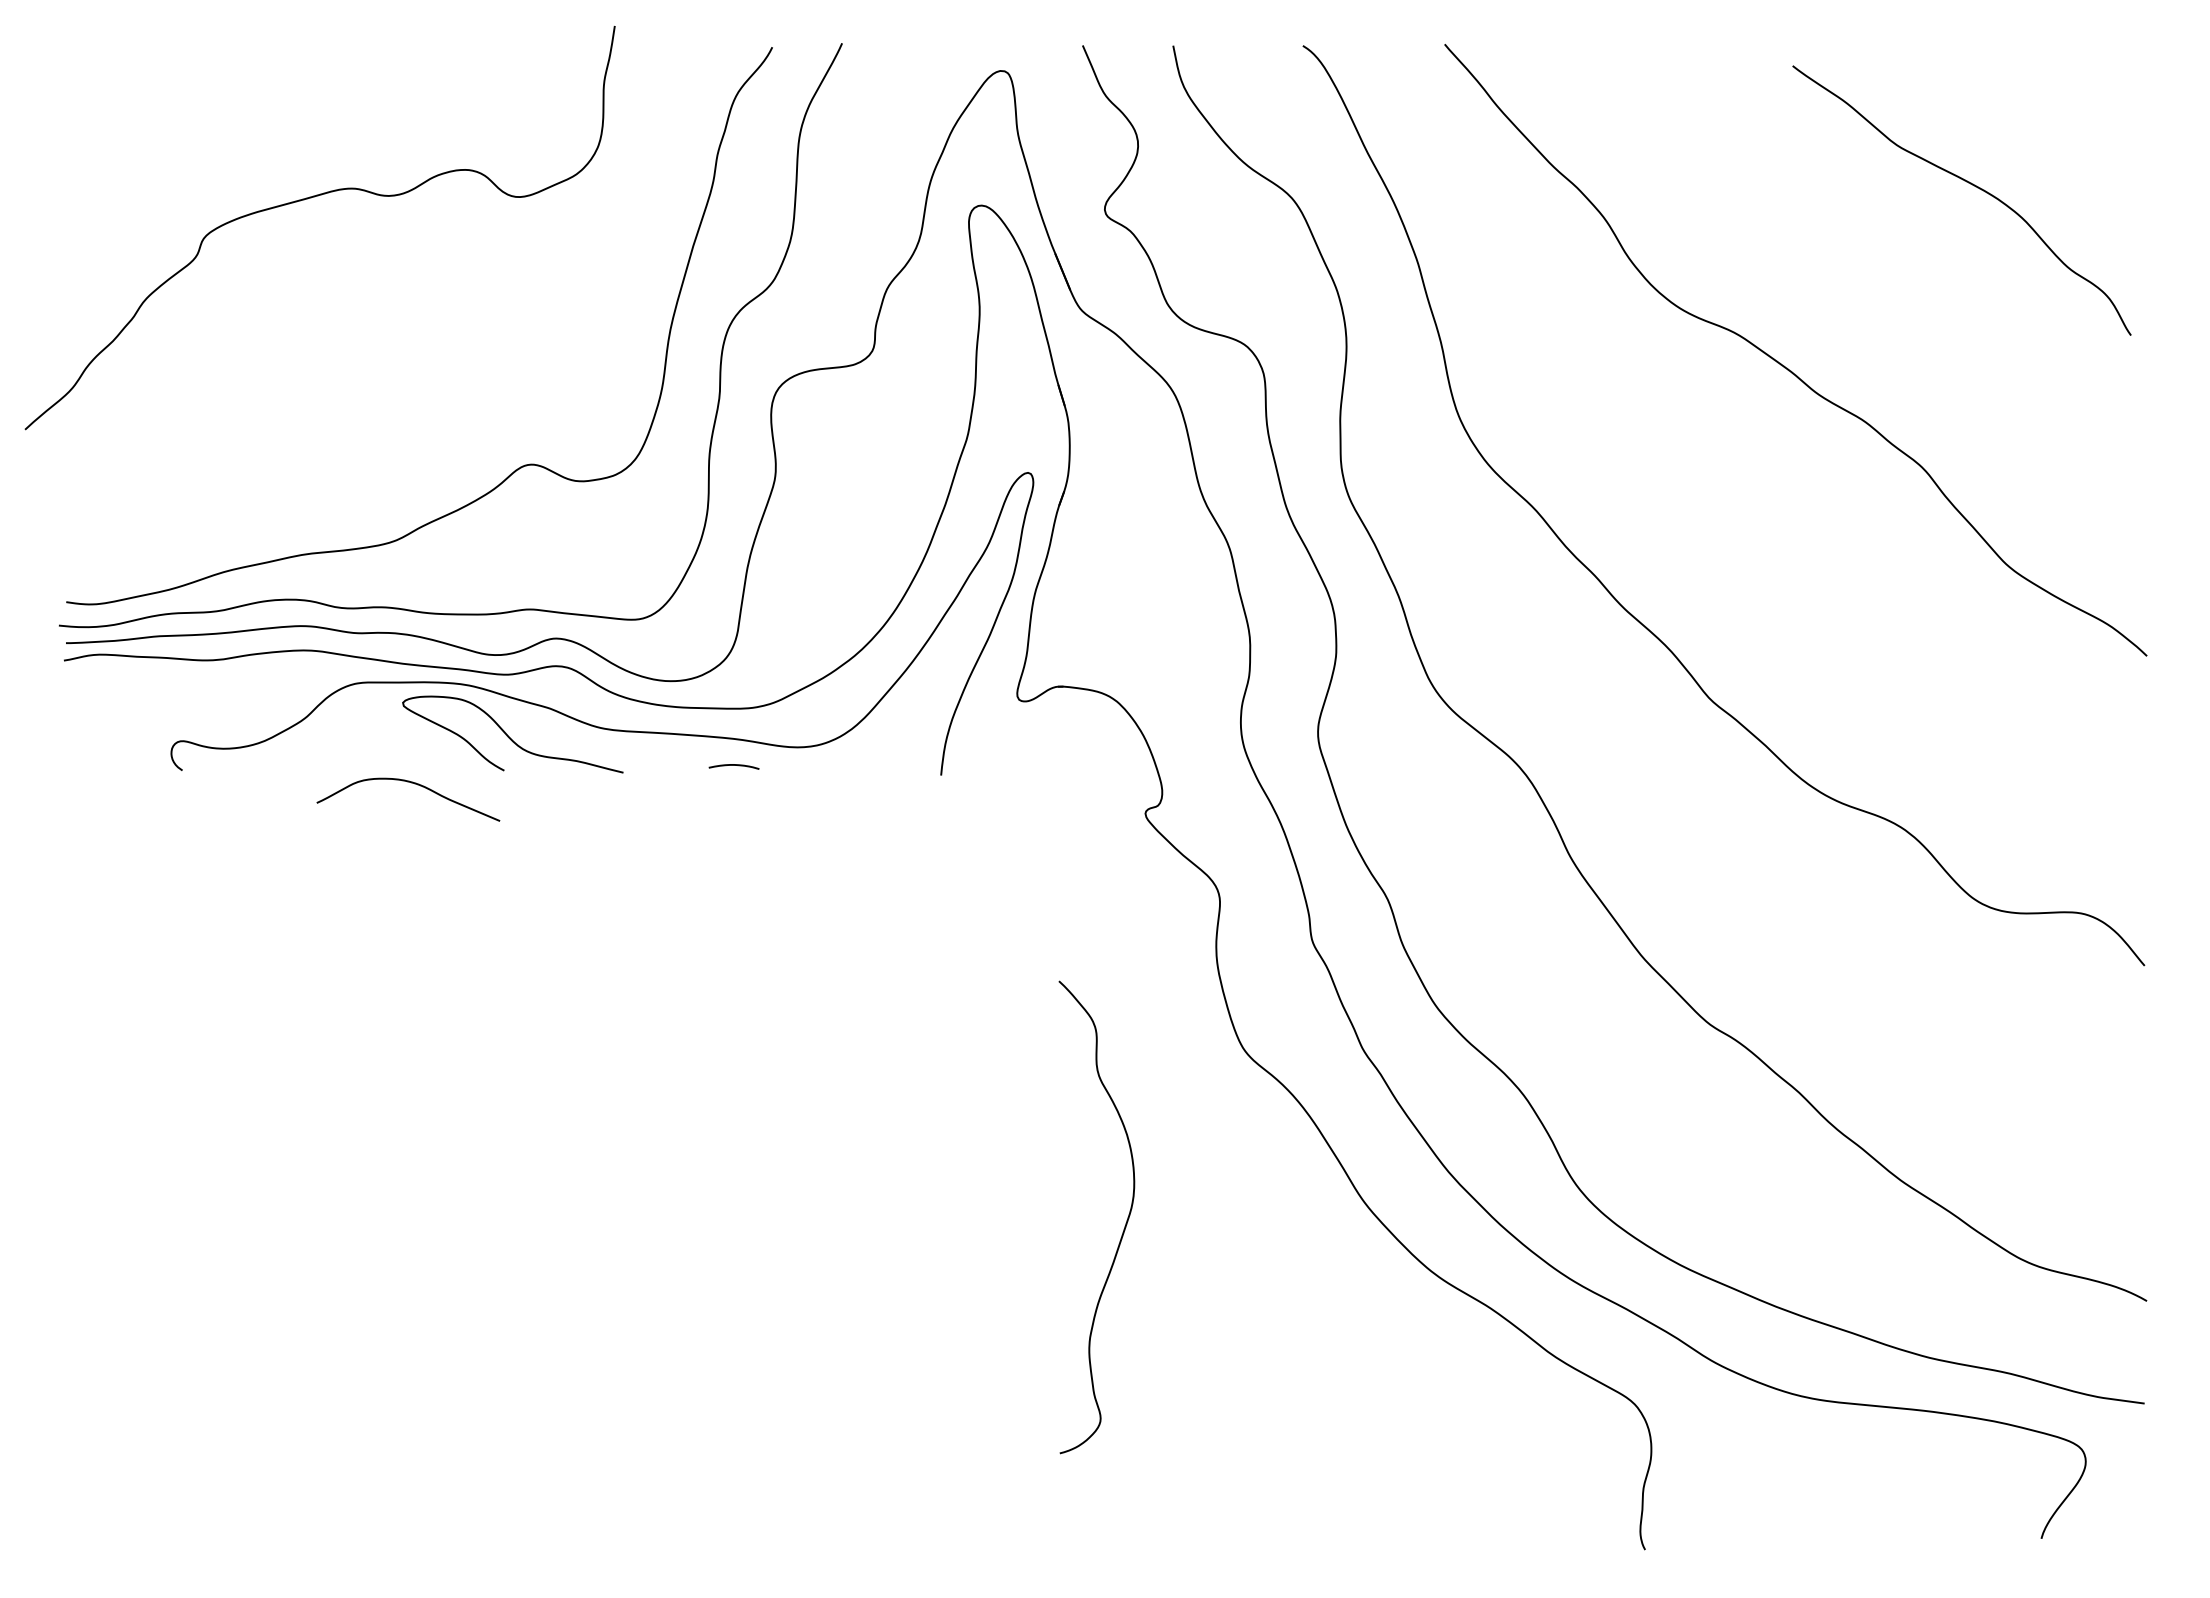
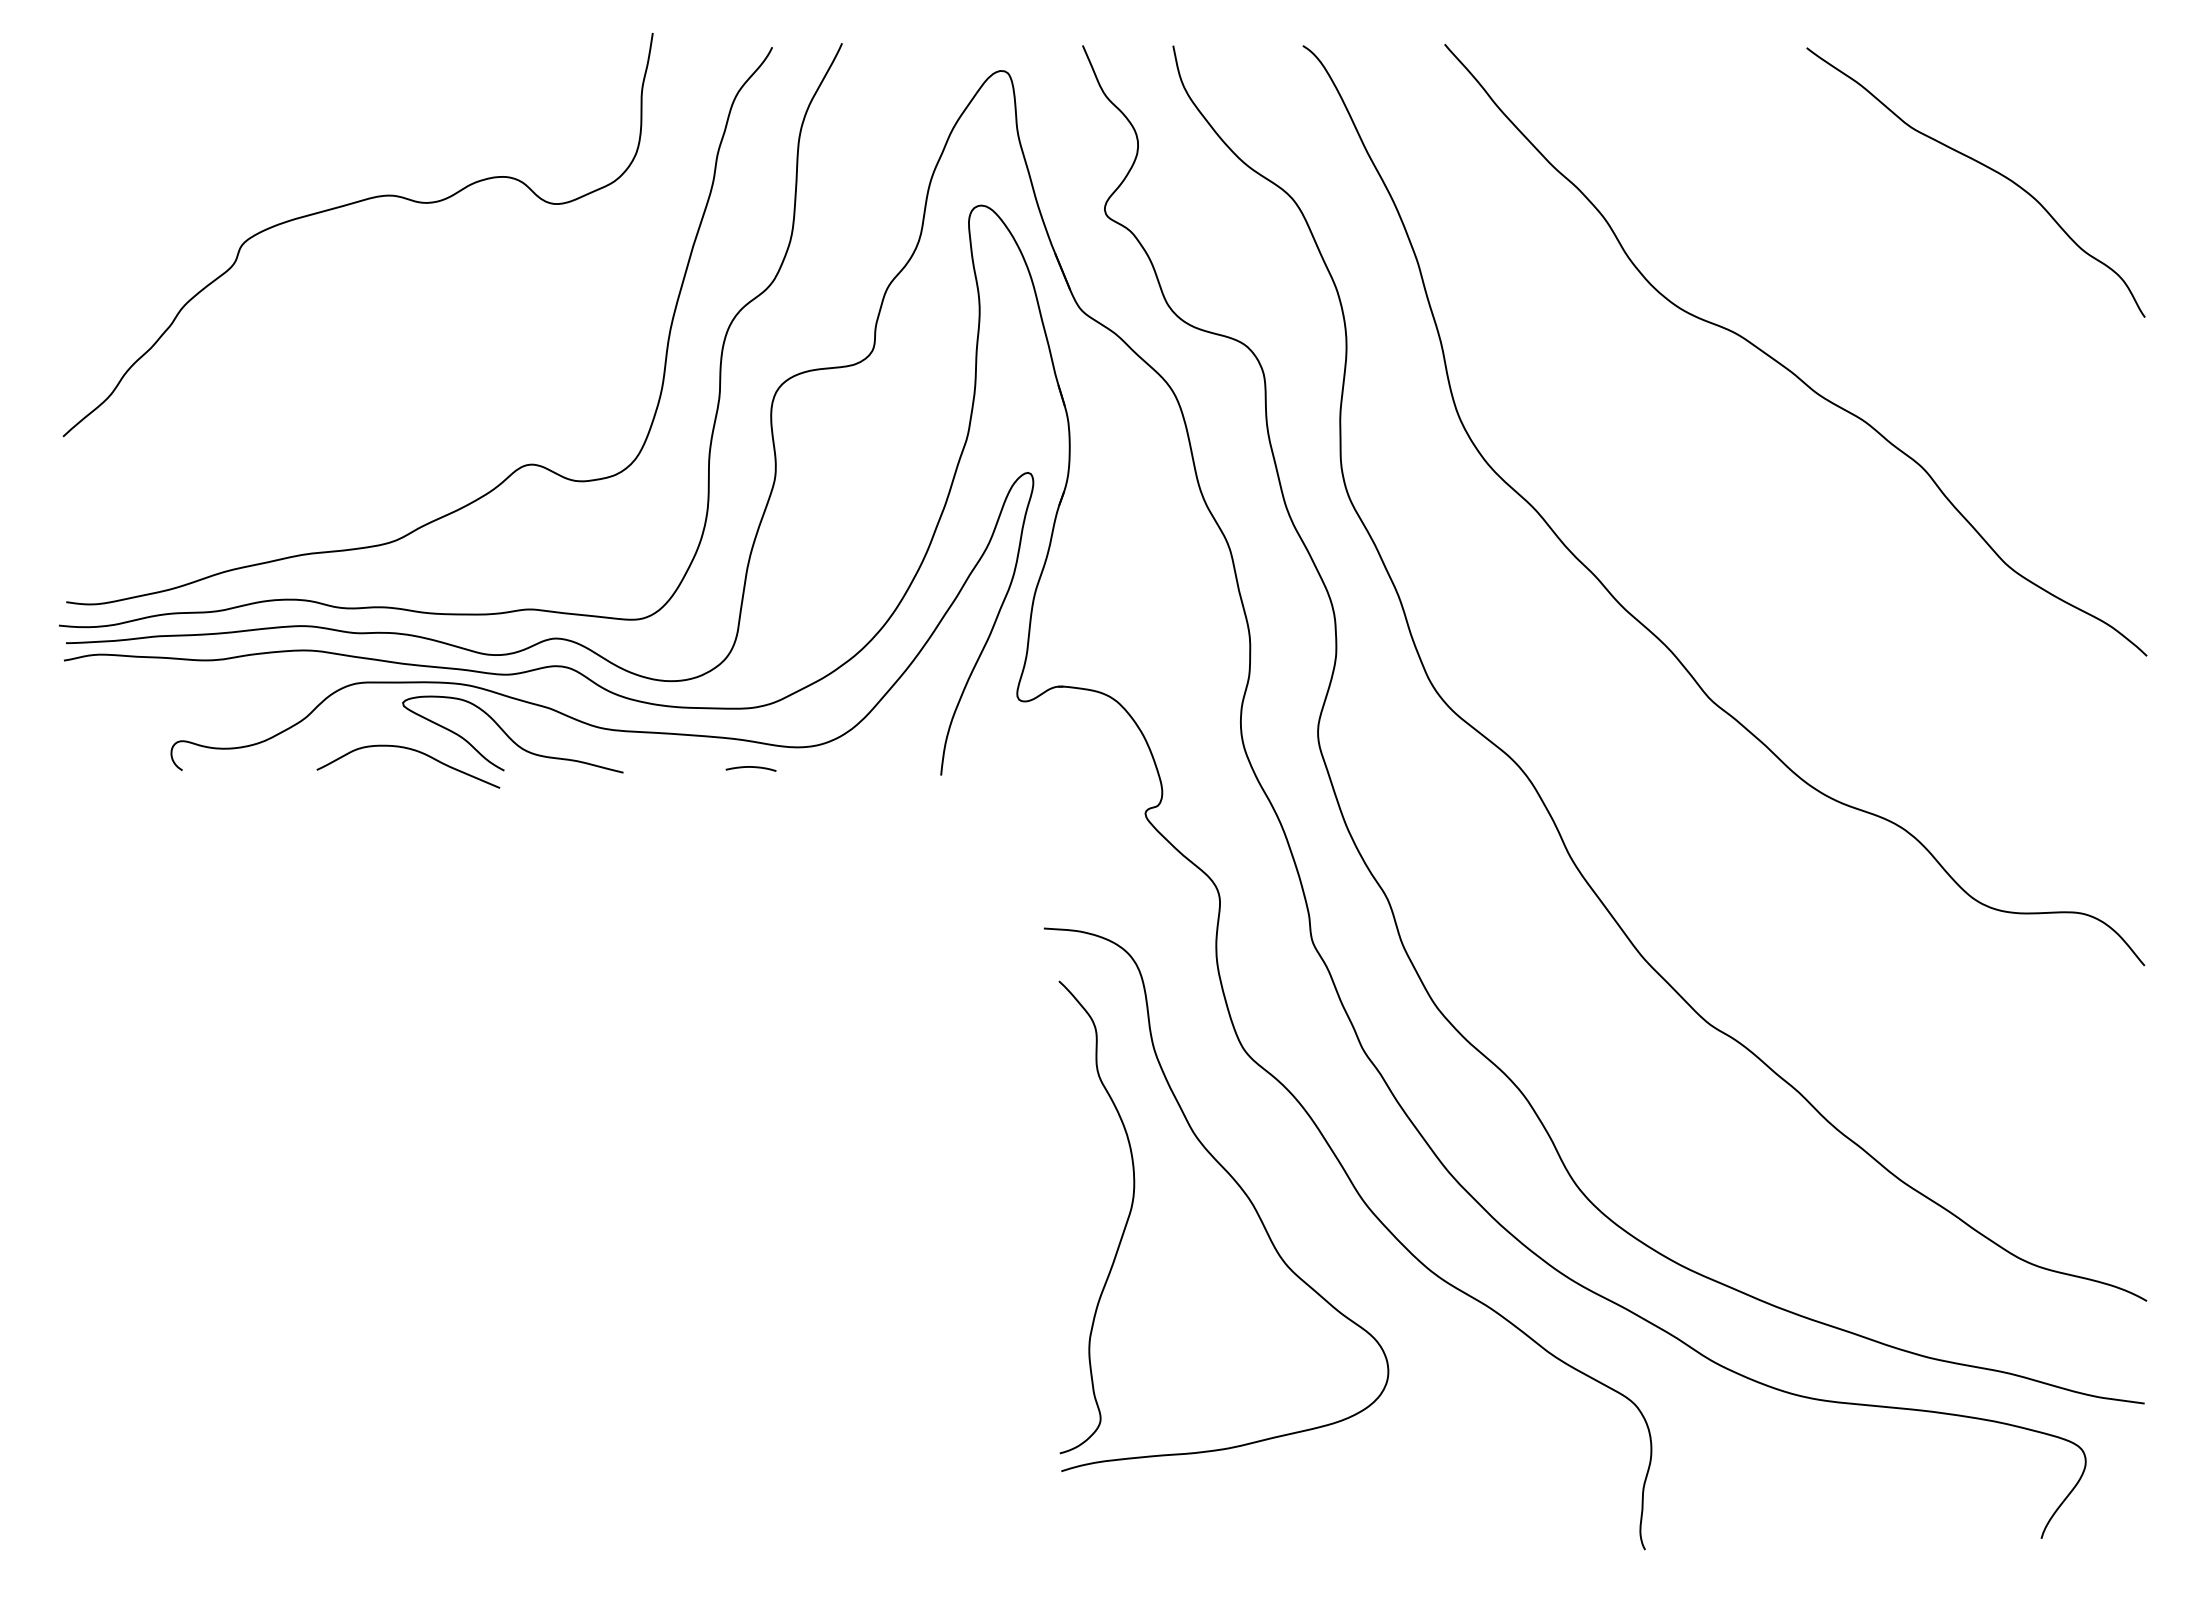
curve position: (1970, 184) -> (1984, 166) (1984, 166)
curve position: (311, 198) -> (349, 205) (349, 205)
curve position: (733, 765) -> (750, 767) (750, 767)
curve position: (414, 784) -> (414, 751) (414, 751)
curve: none -> present (1237, 1185)
